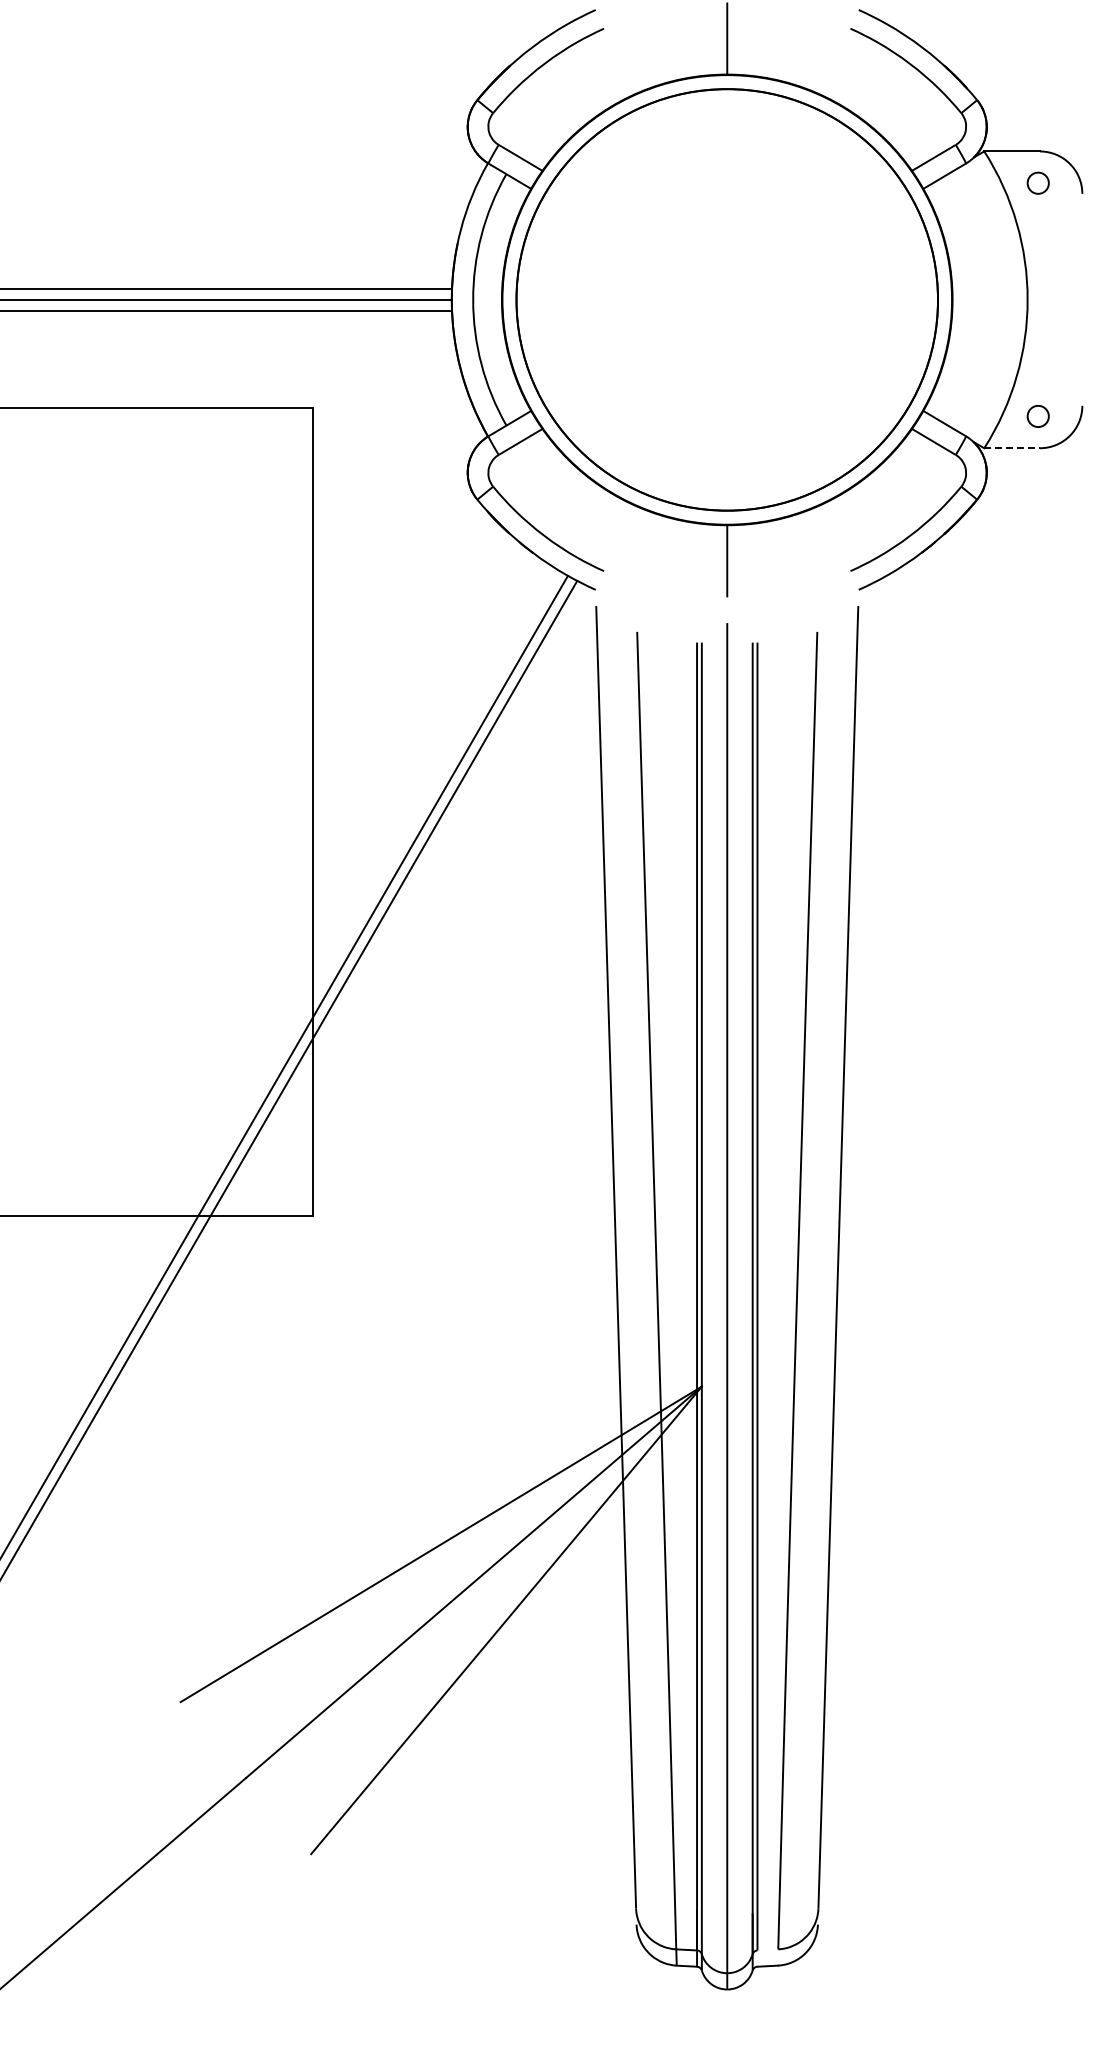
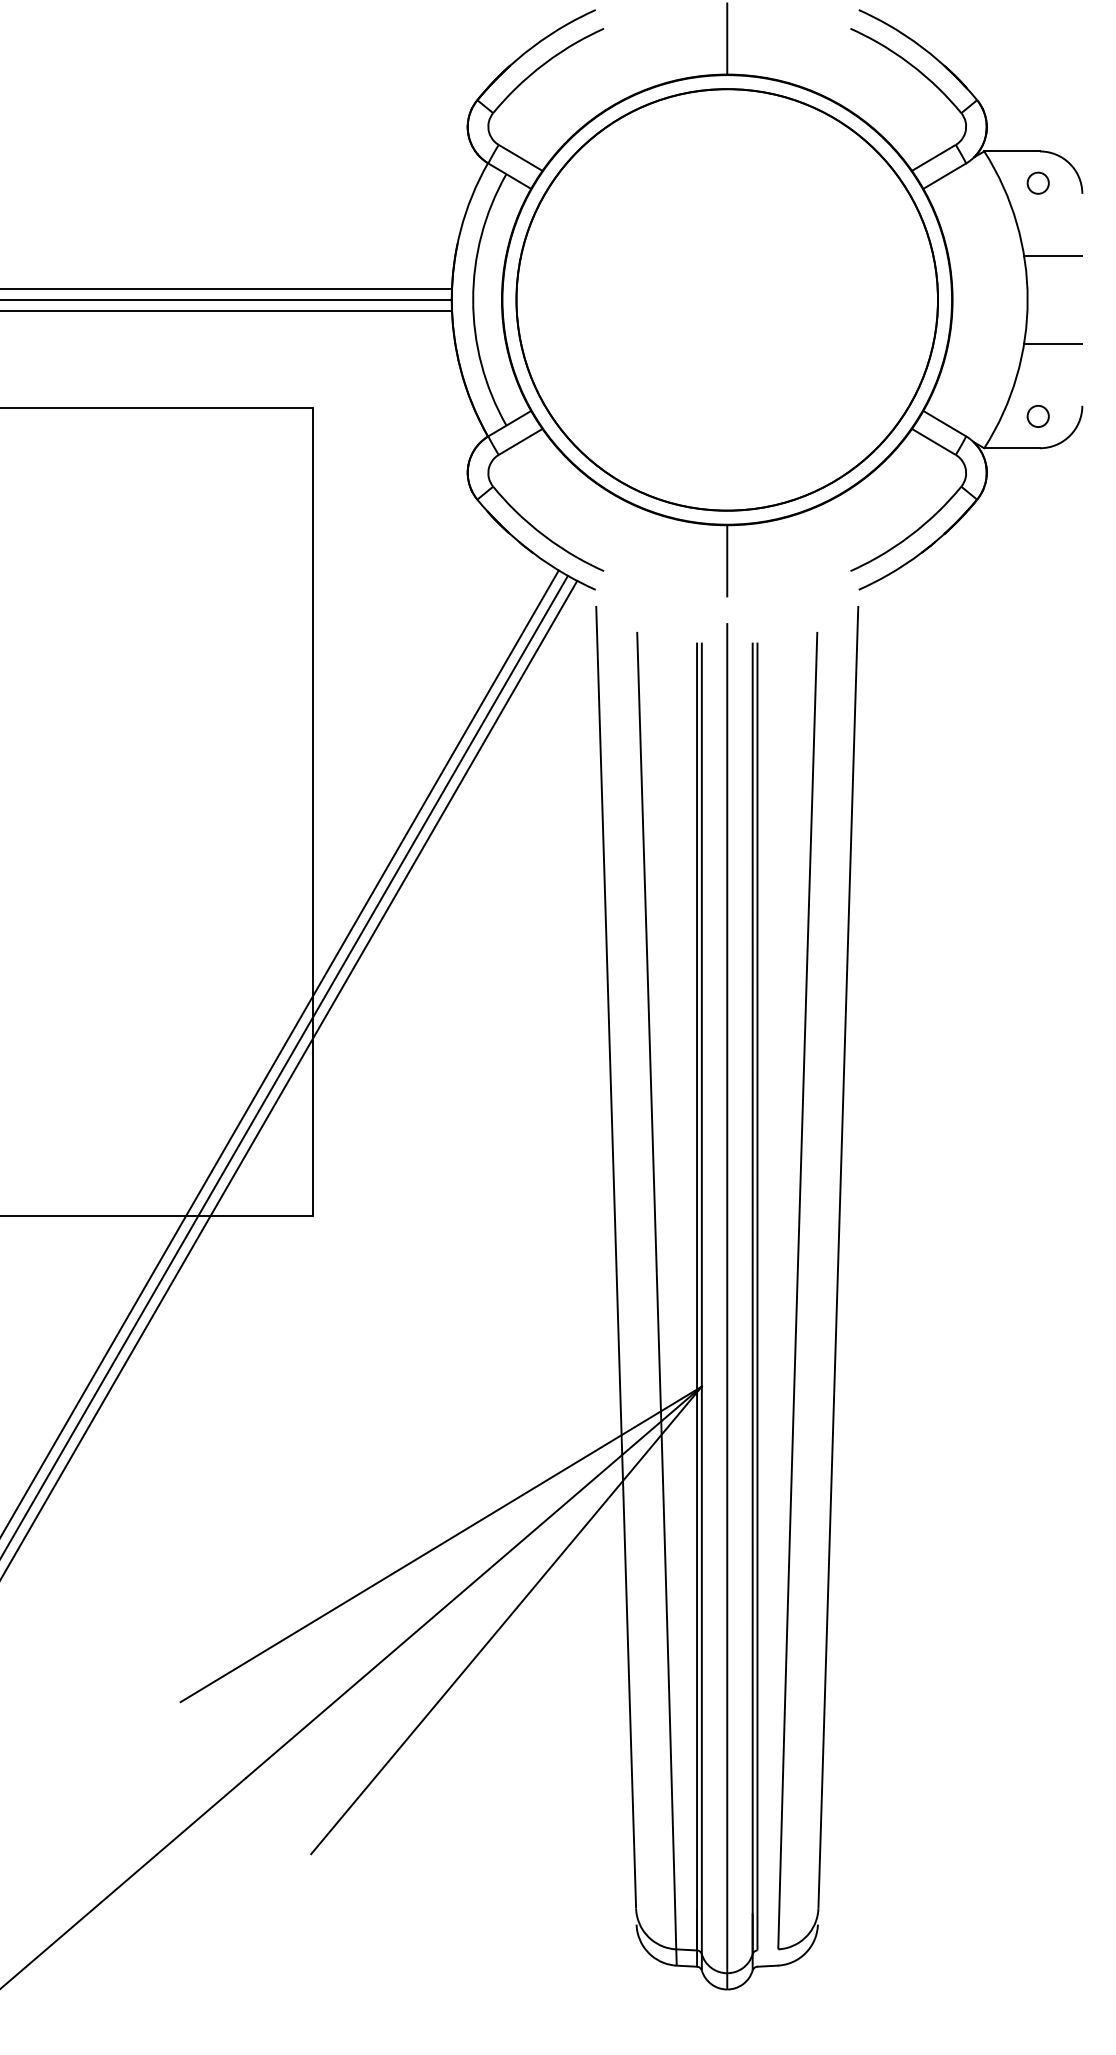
line: none -> present (1053, 255)
line: none -> present (1053, 343)
line: dashed -> solid (1012, 448)
line: none -> present (280, 1052)
